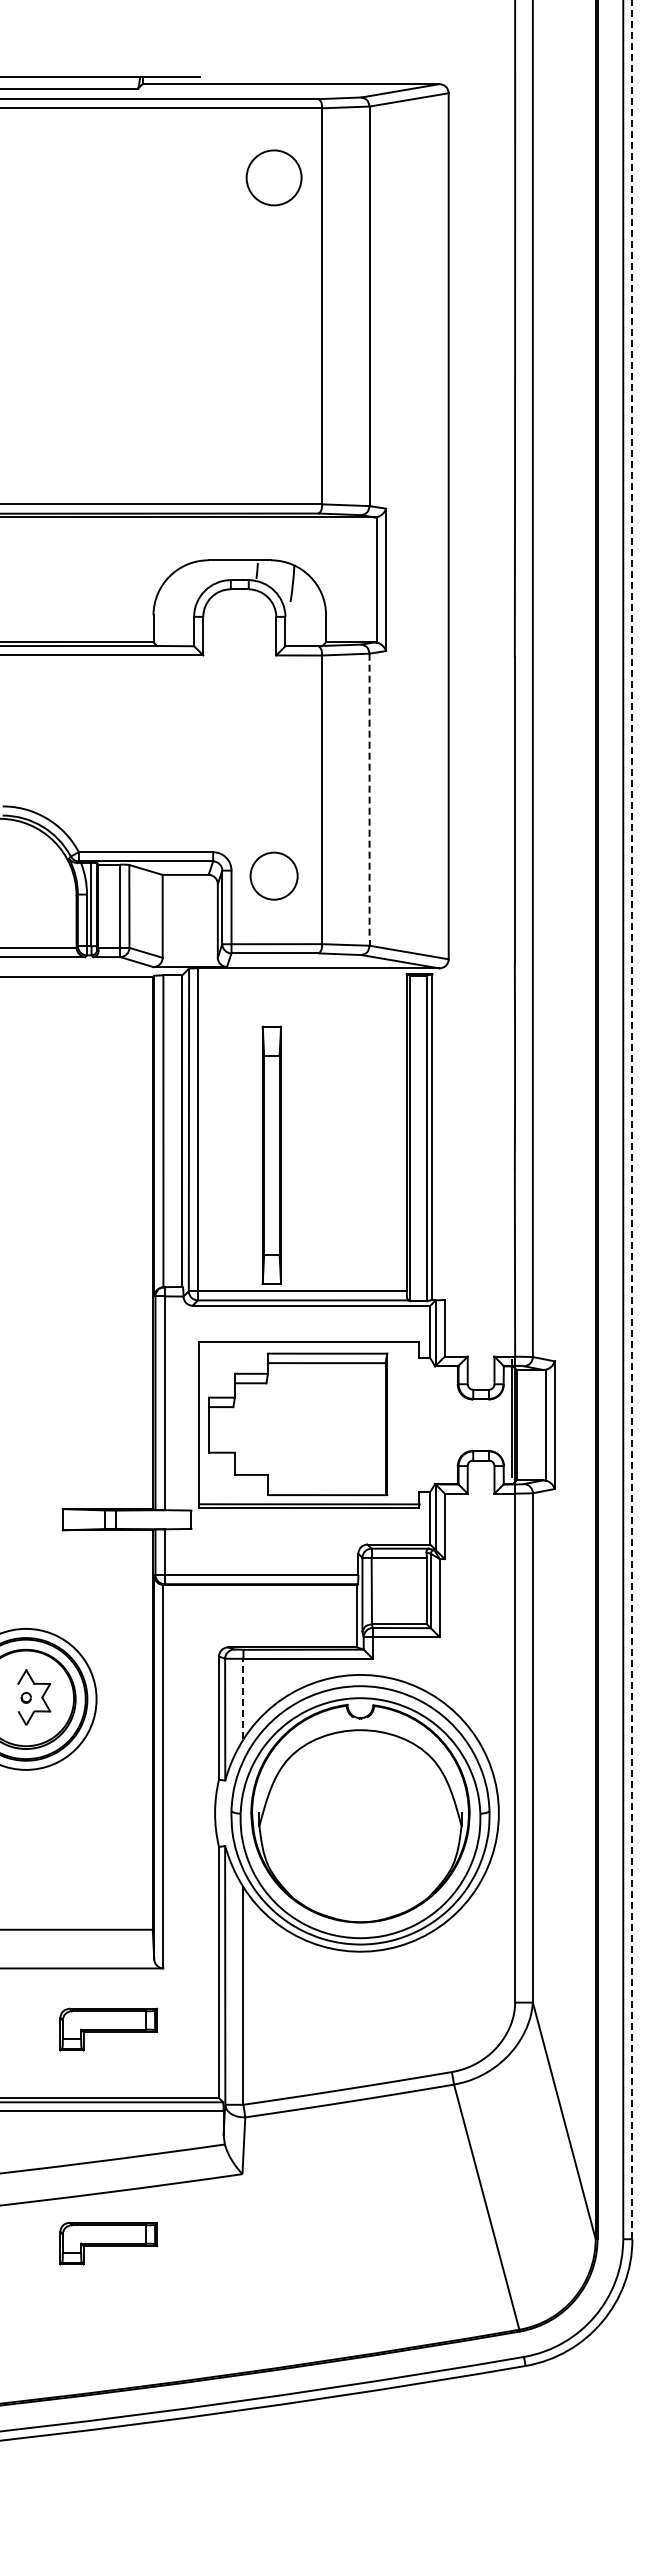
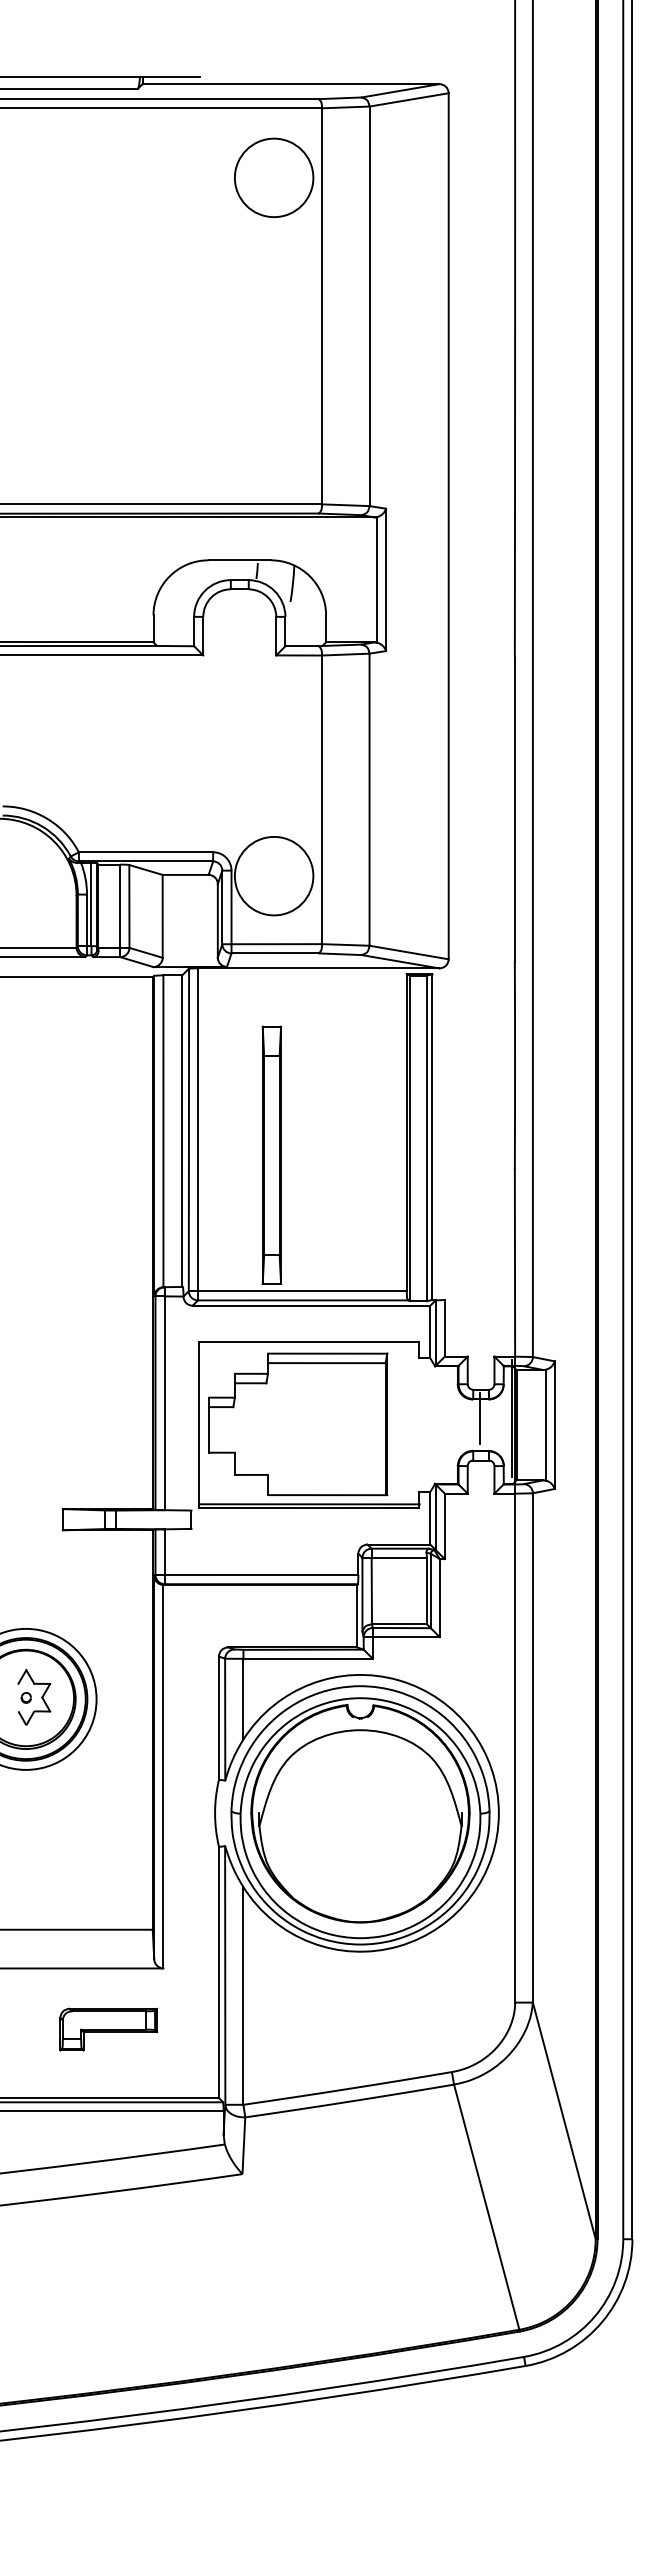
circle diameter: 55 px -> 78 px (273, 177)
line: dashed -> solid (369, 800)
circle diameter: 47 px -> 78 px (273, 875)
line: dashed -> solid (632, 1119)
line: none -> present (479, 1418)
line: dashed -> solid (243, 1698)
part: present -> none (108, 2243)
